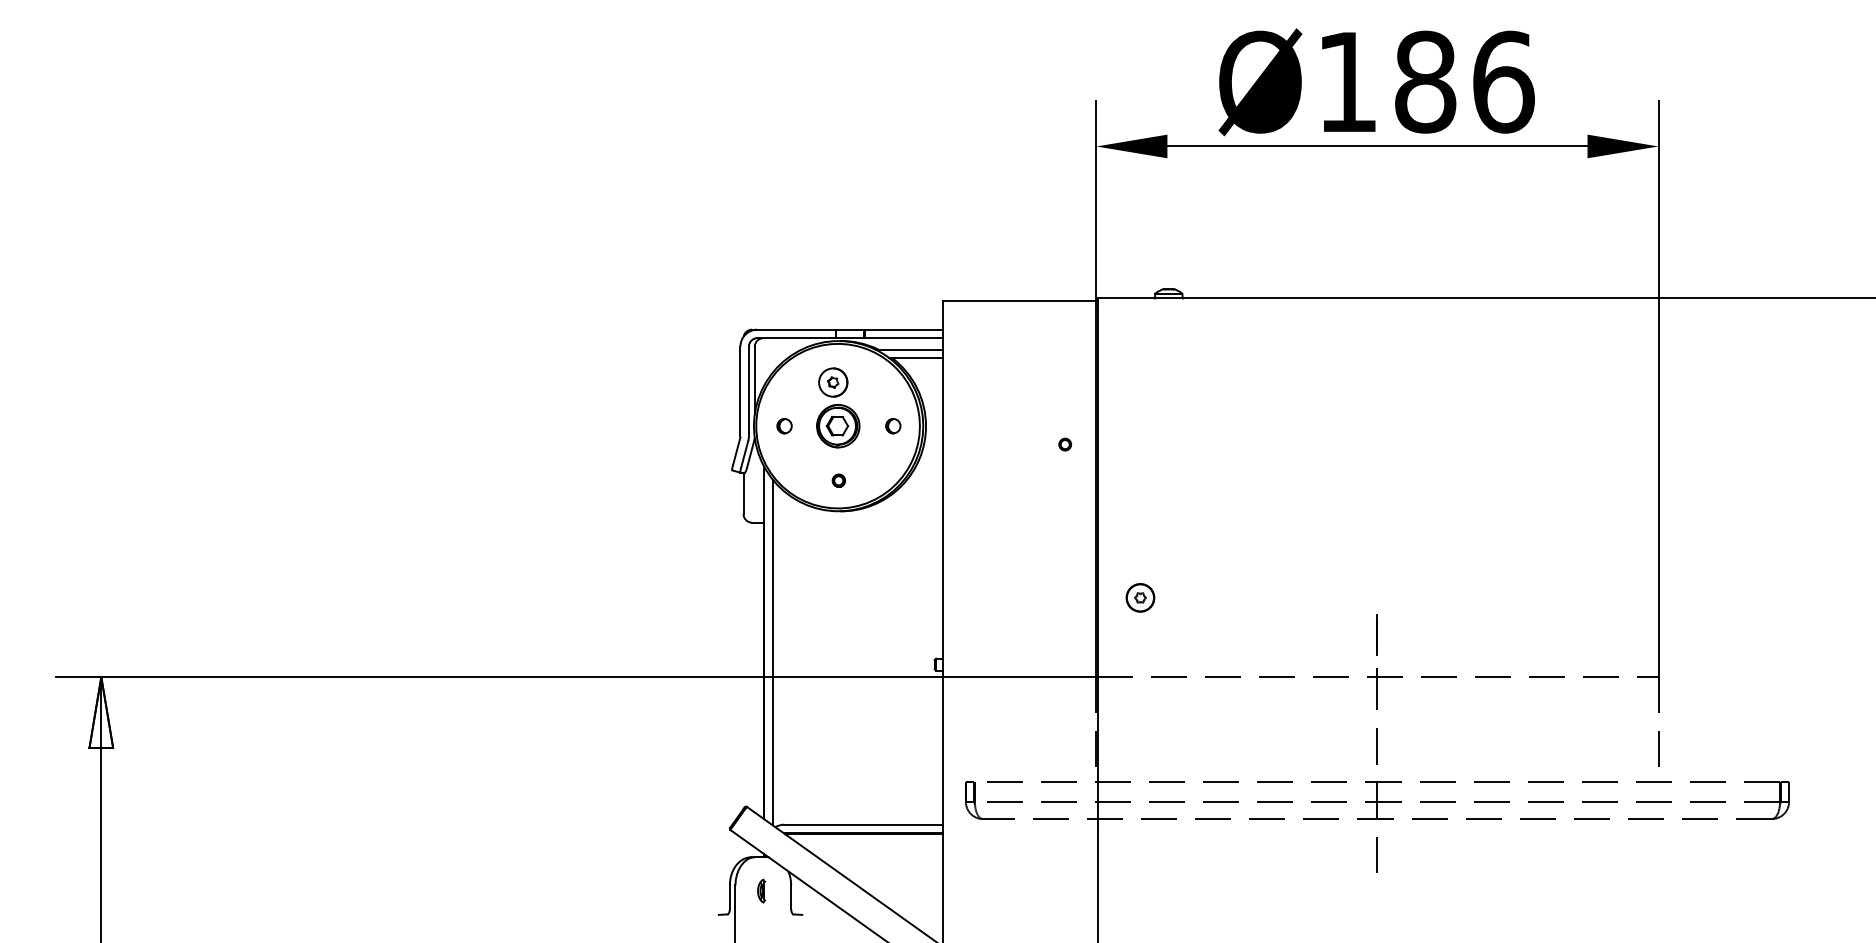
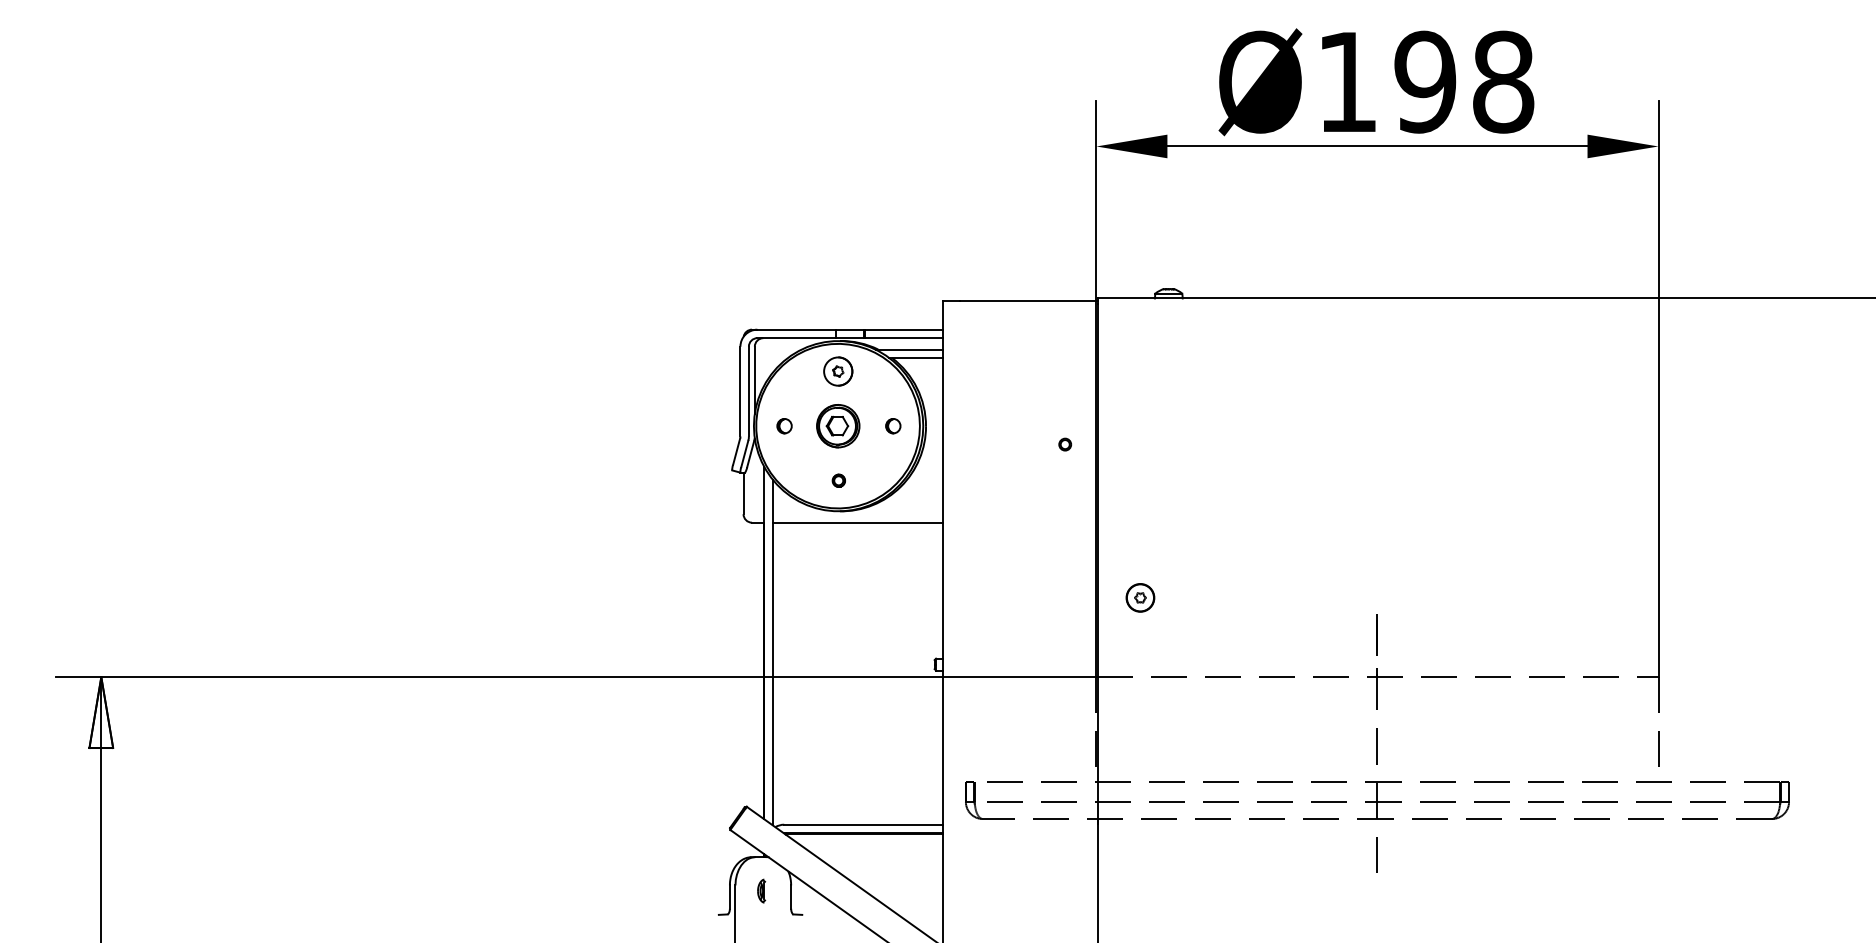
text: Ø186 -> Ø198 (1464, 81)
part position: (833, 382) -> (838, 371) (838, 371)
line: none -> present (857, 522)
